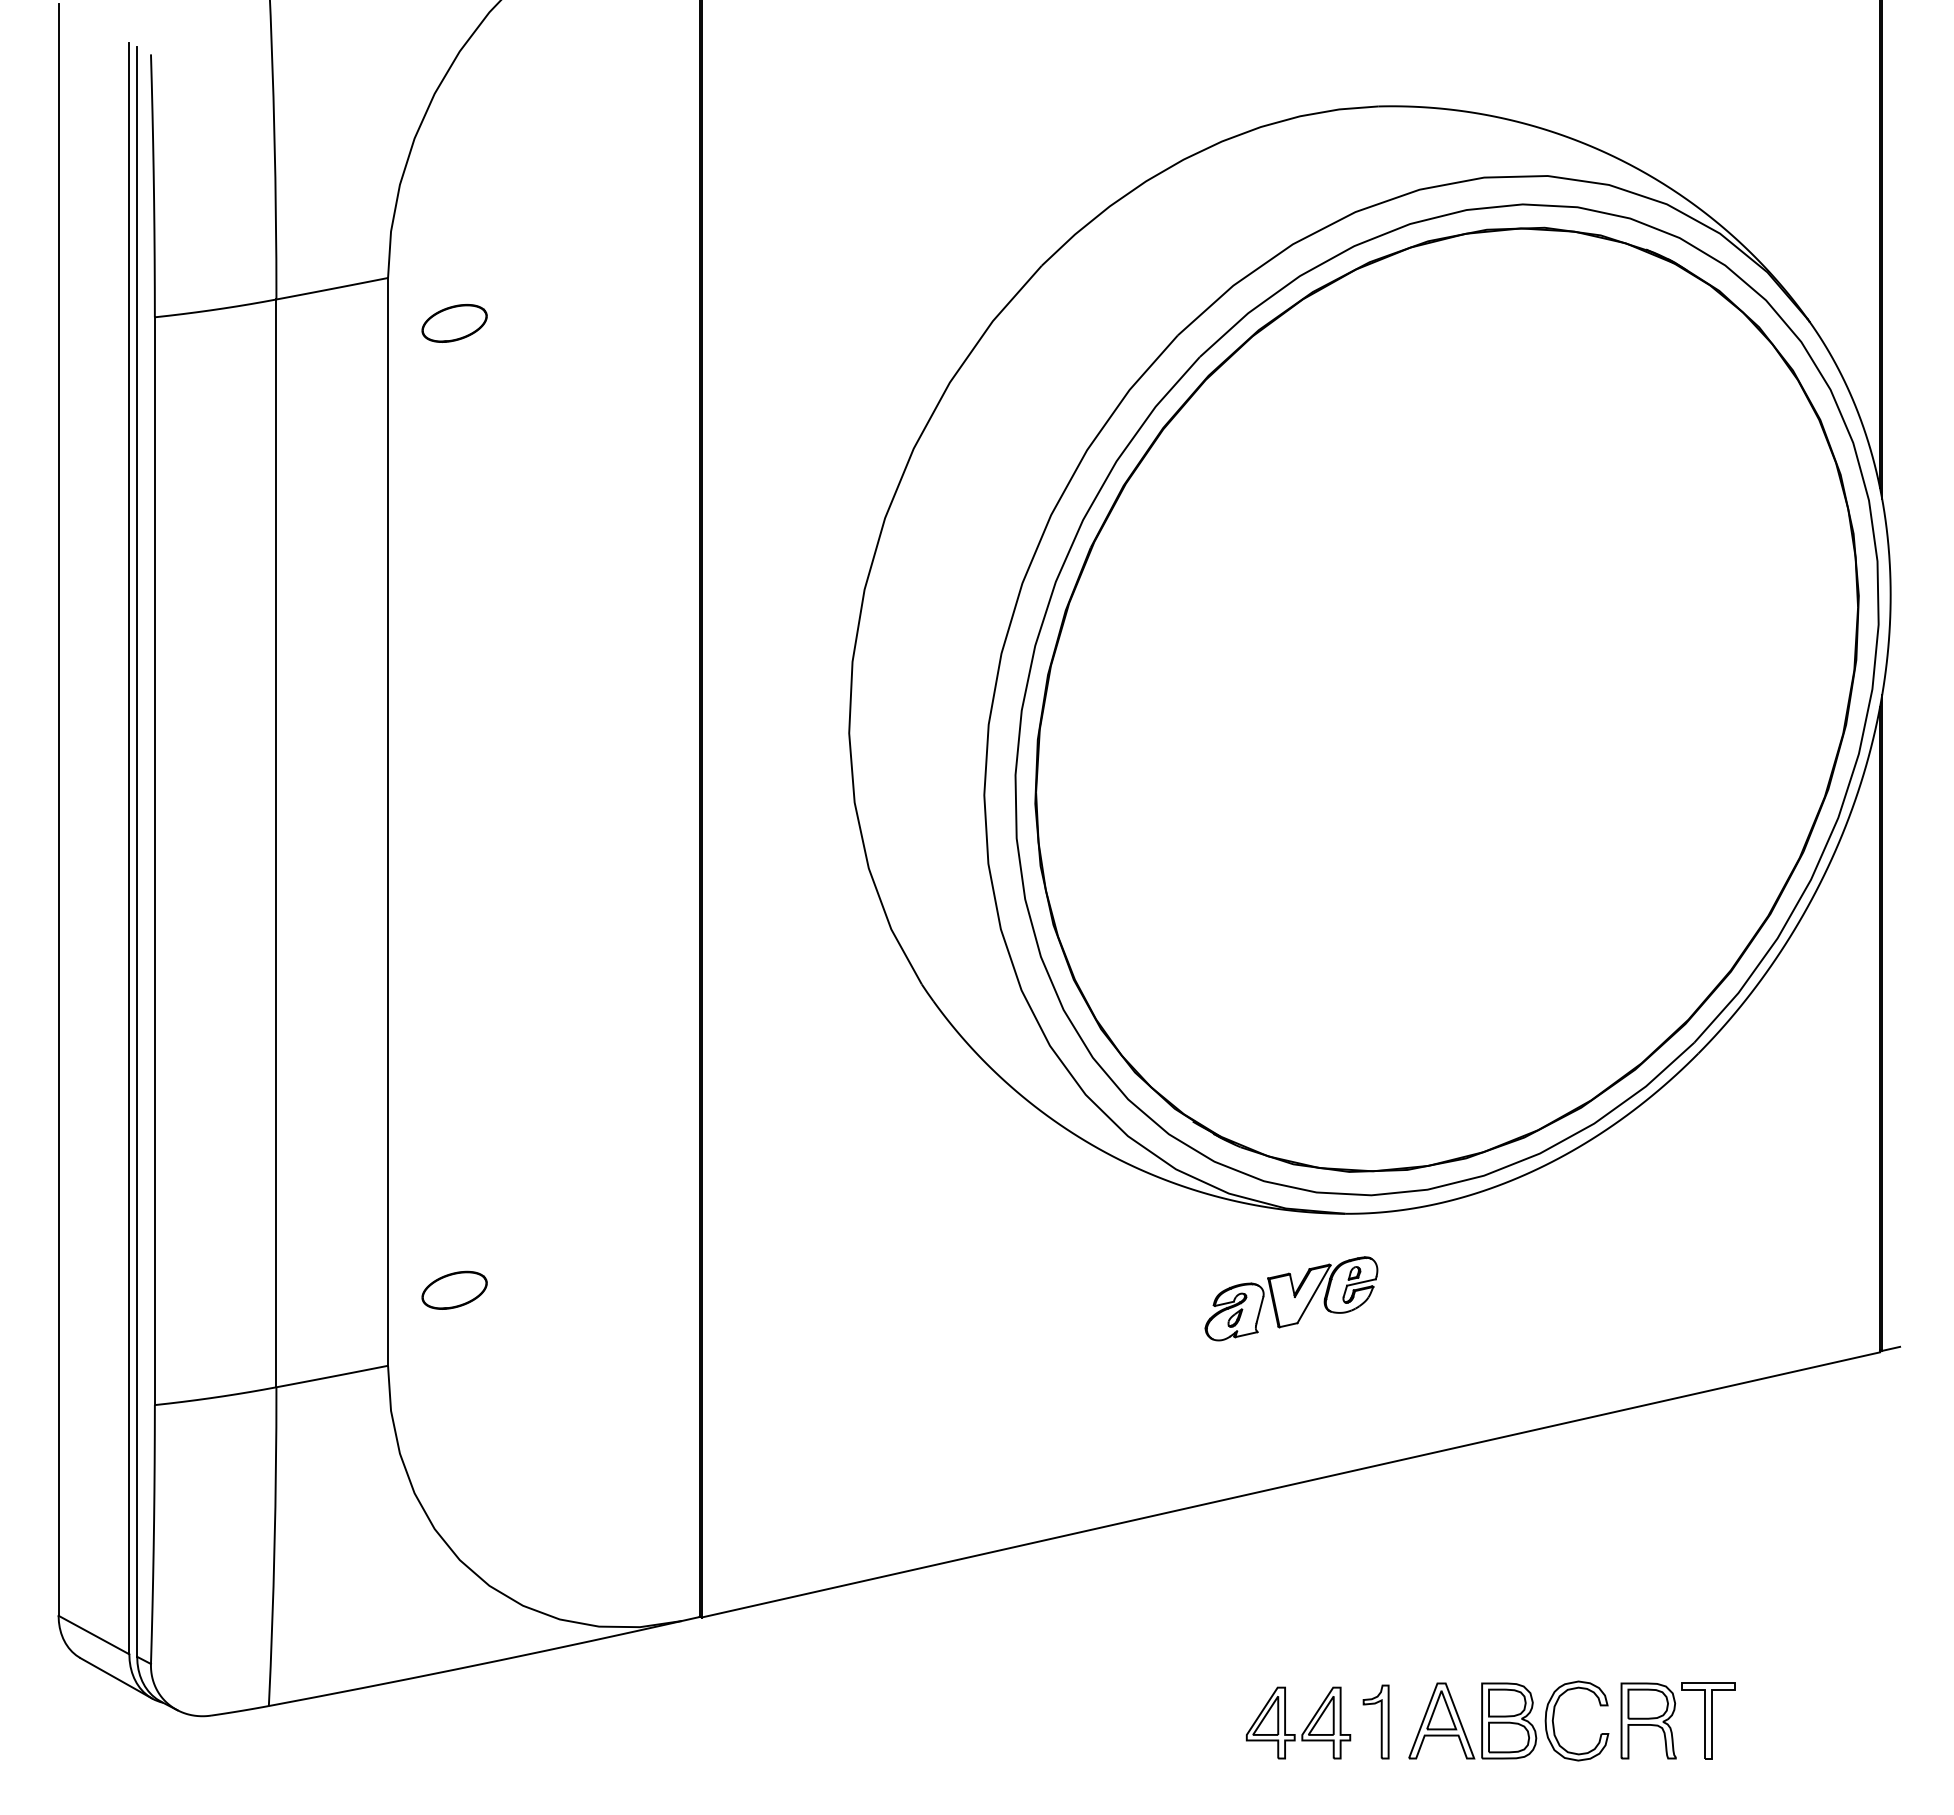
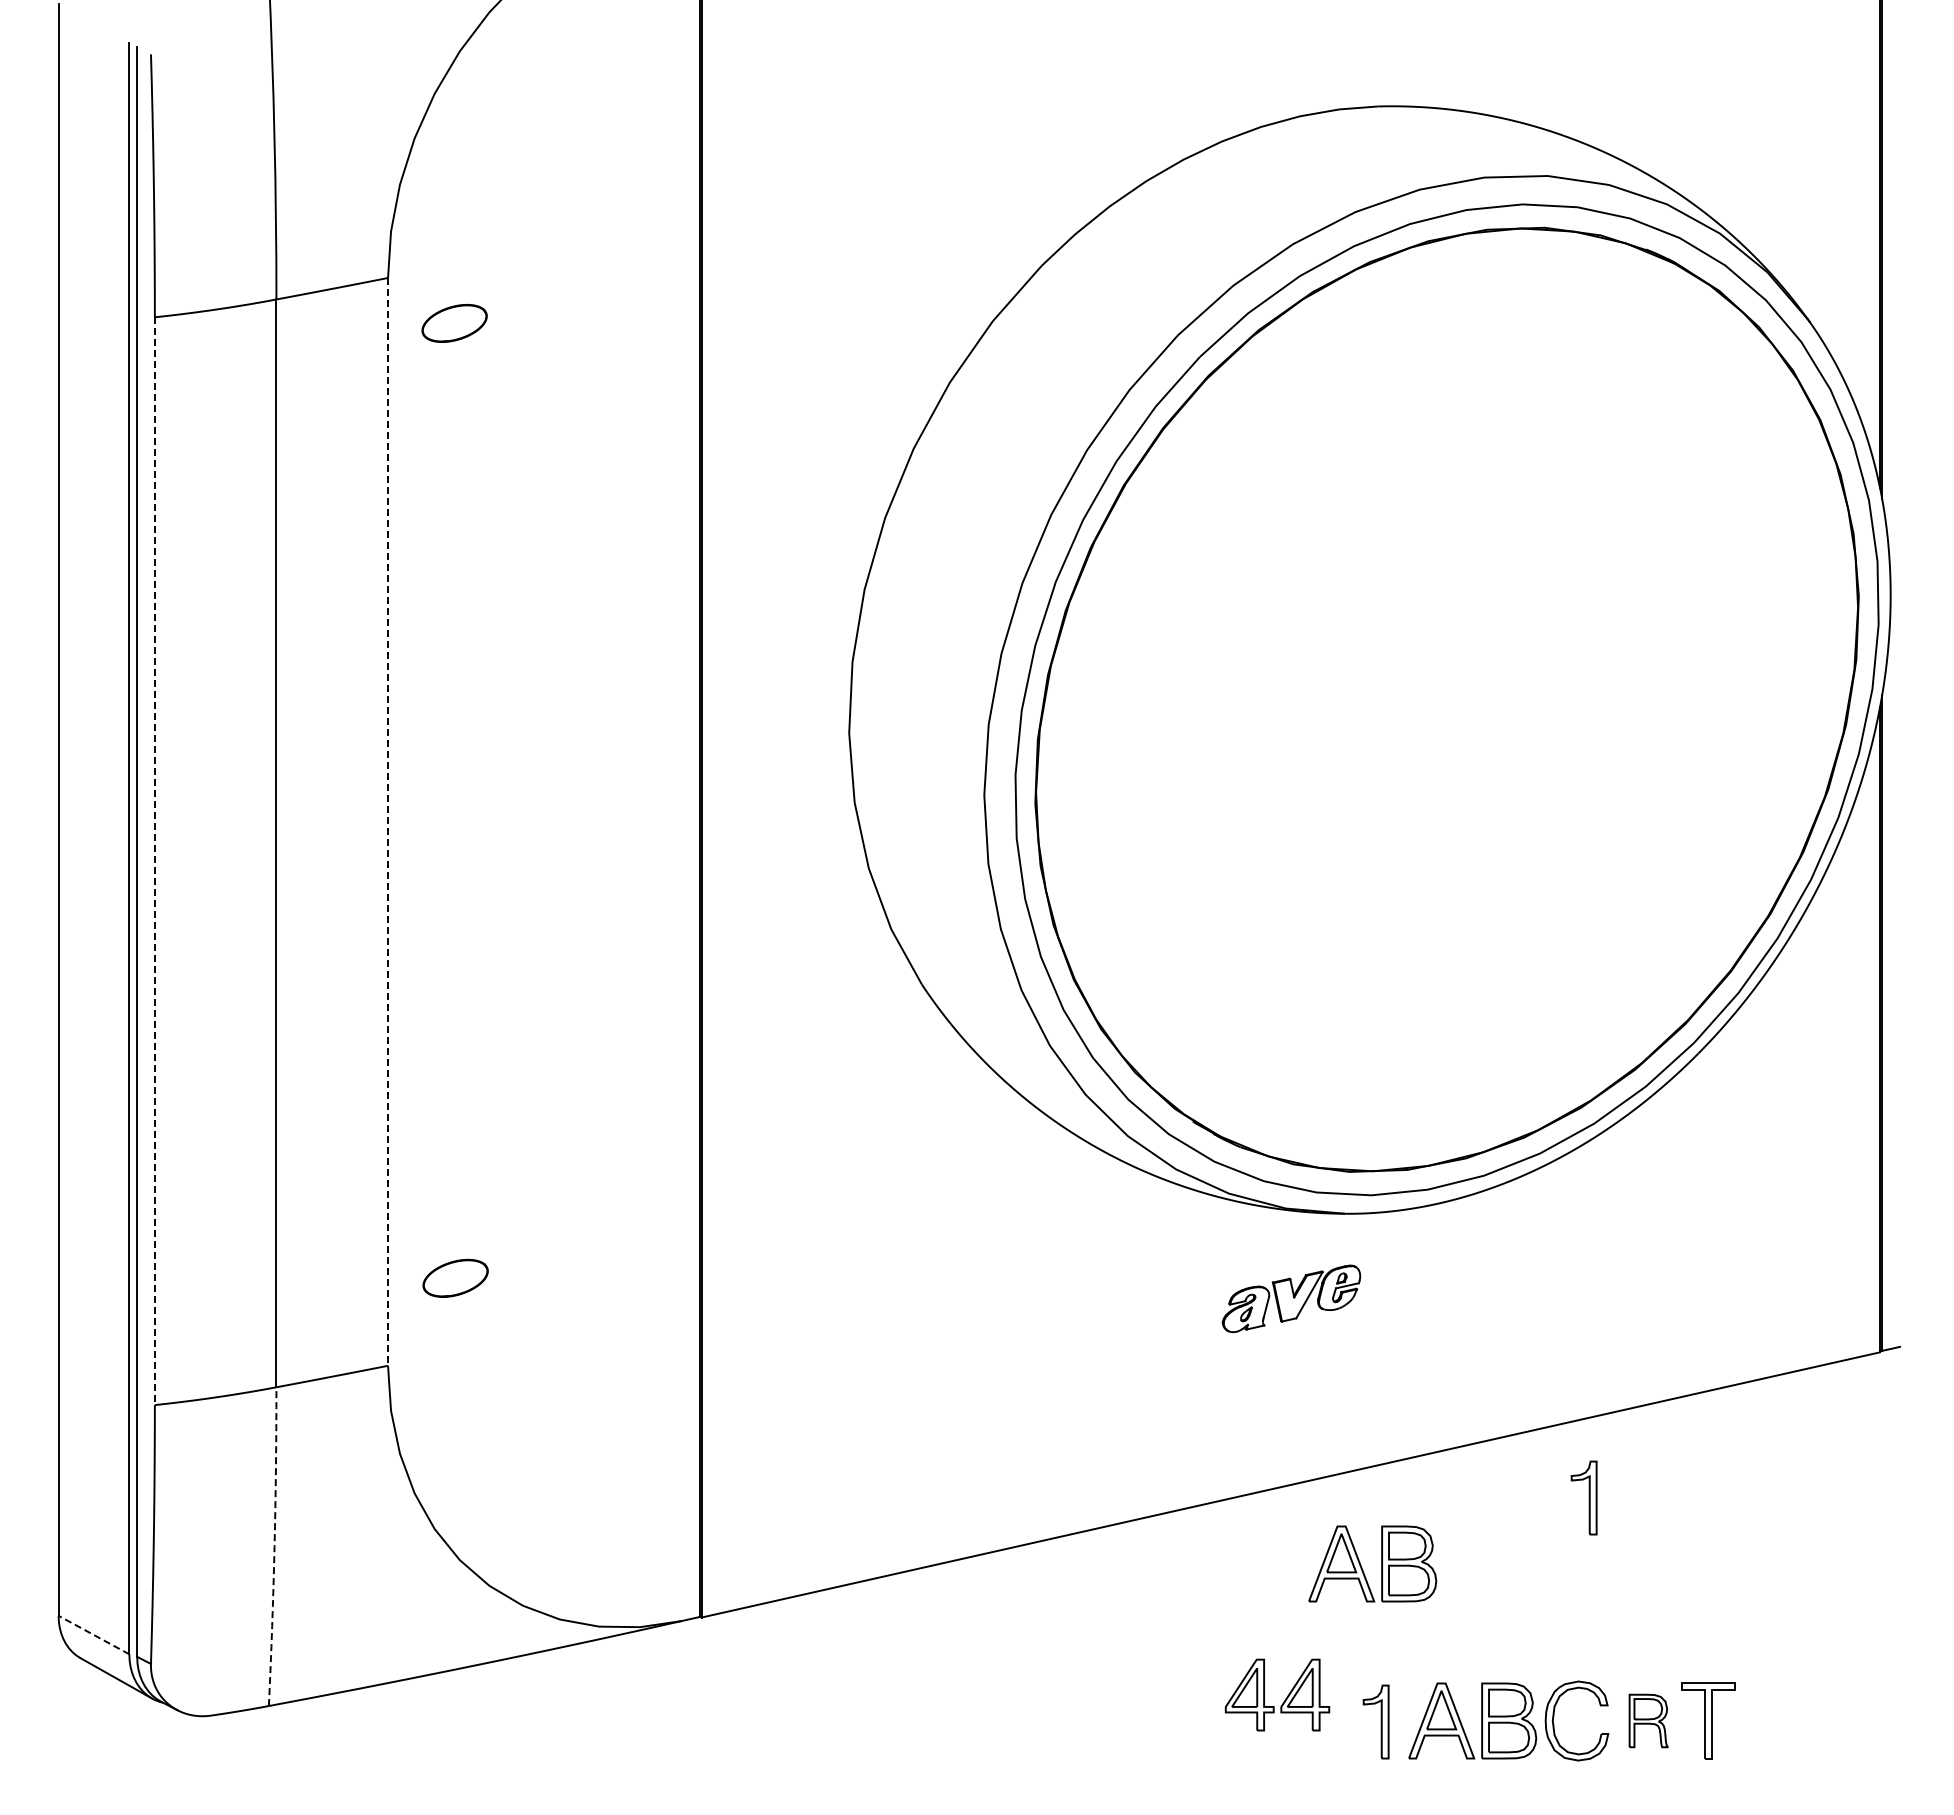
line: solid -> dashed (388, 821)
line: solid -> dashed (154, 861)
part position: (454, 1289) -> (455, 1277) (455, 1277)
part size: 175x86 px -> 141x69 px (1291, 1298)
part: none -> present (1583, 1497)
arc: solid -> dashed (274, 1546)
part: none -> present (1381, 1563)
line: solid -> dashed (93, 1634)
part size: 57x78 px -> 41x56 px (1648, 1720)
part position: (1306, 1726) -> (1285, 1698) (1285, 1698)
